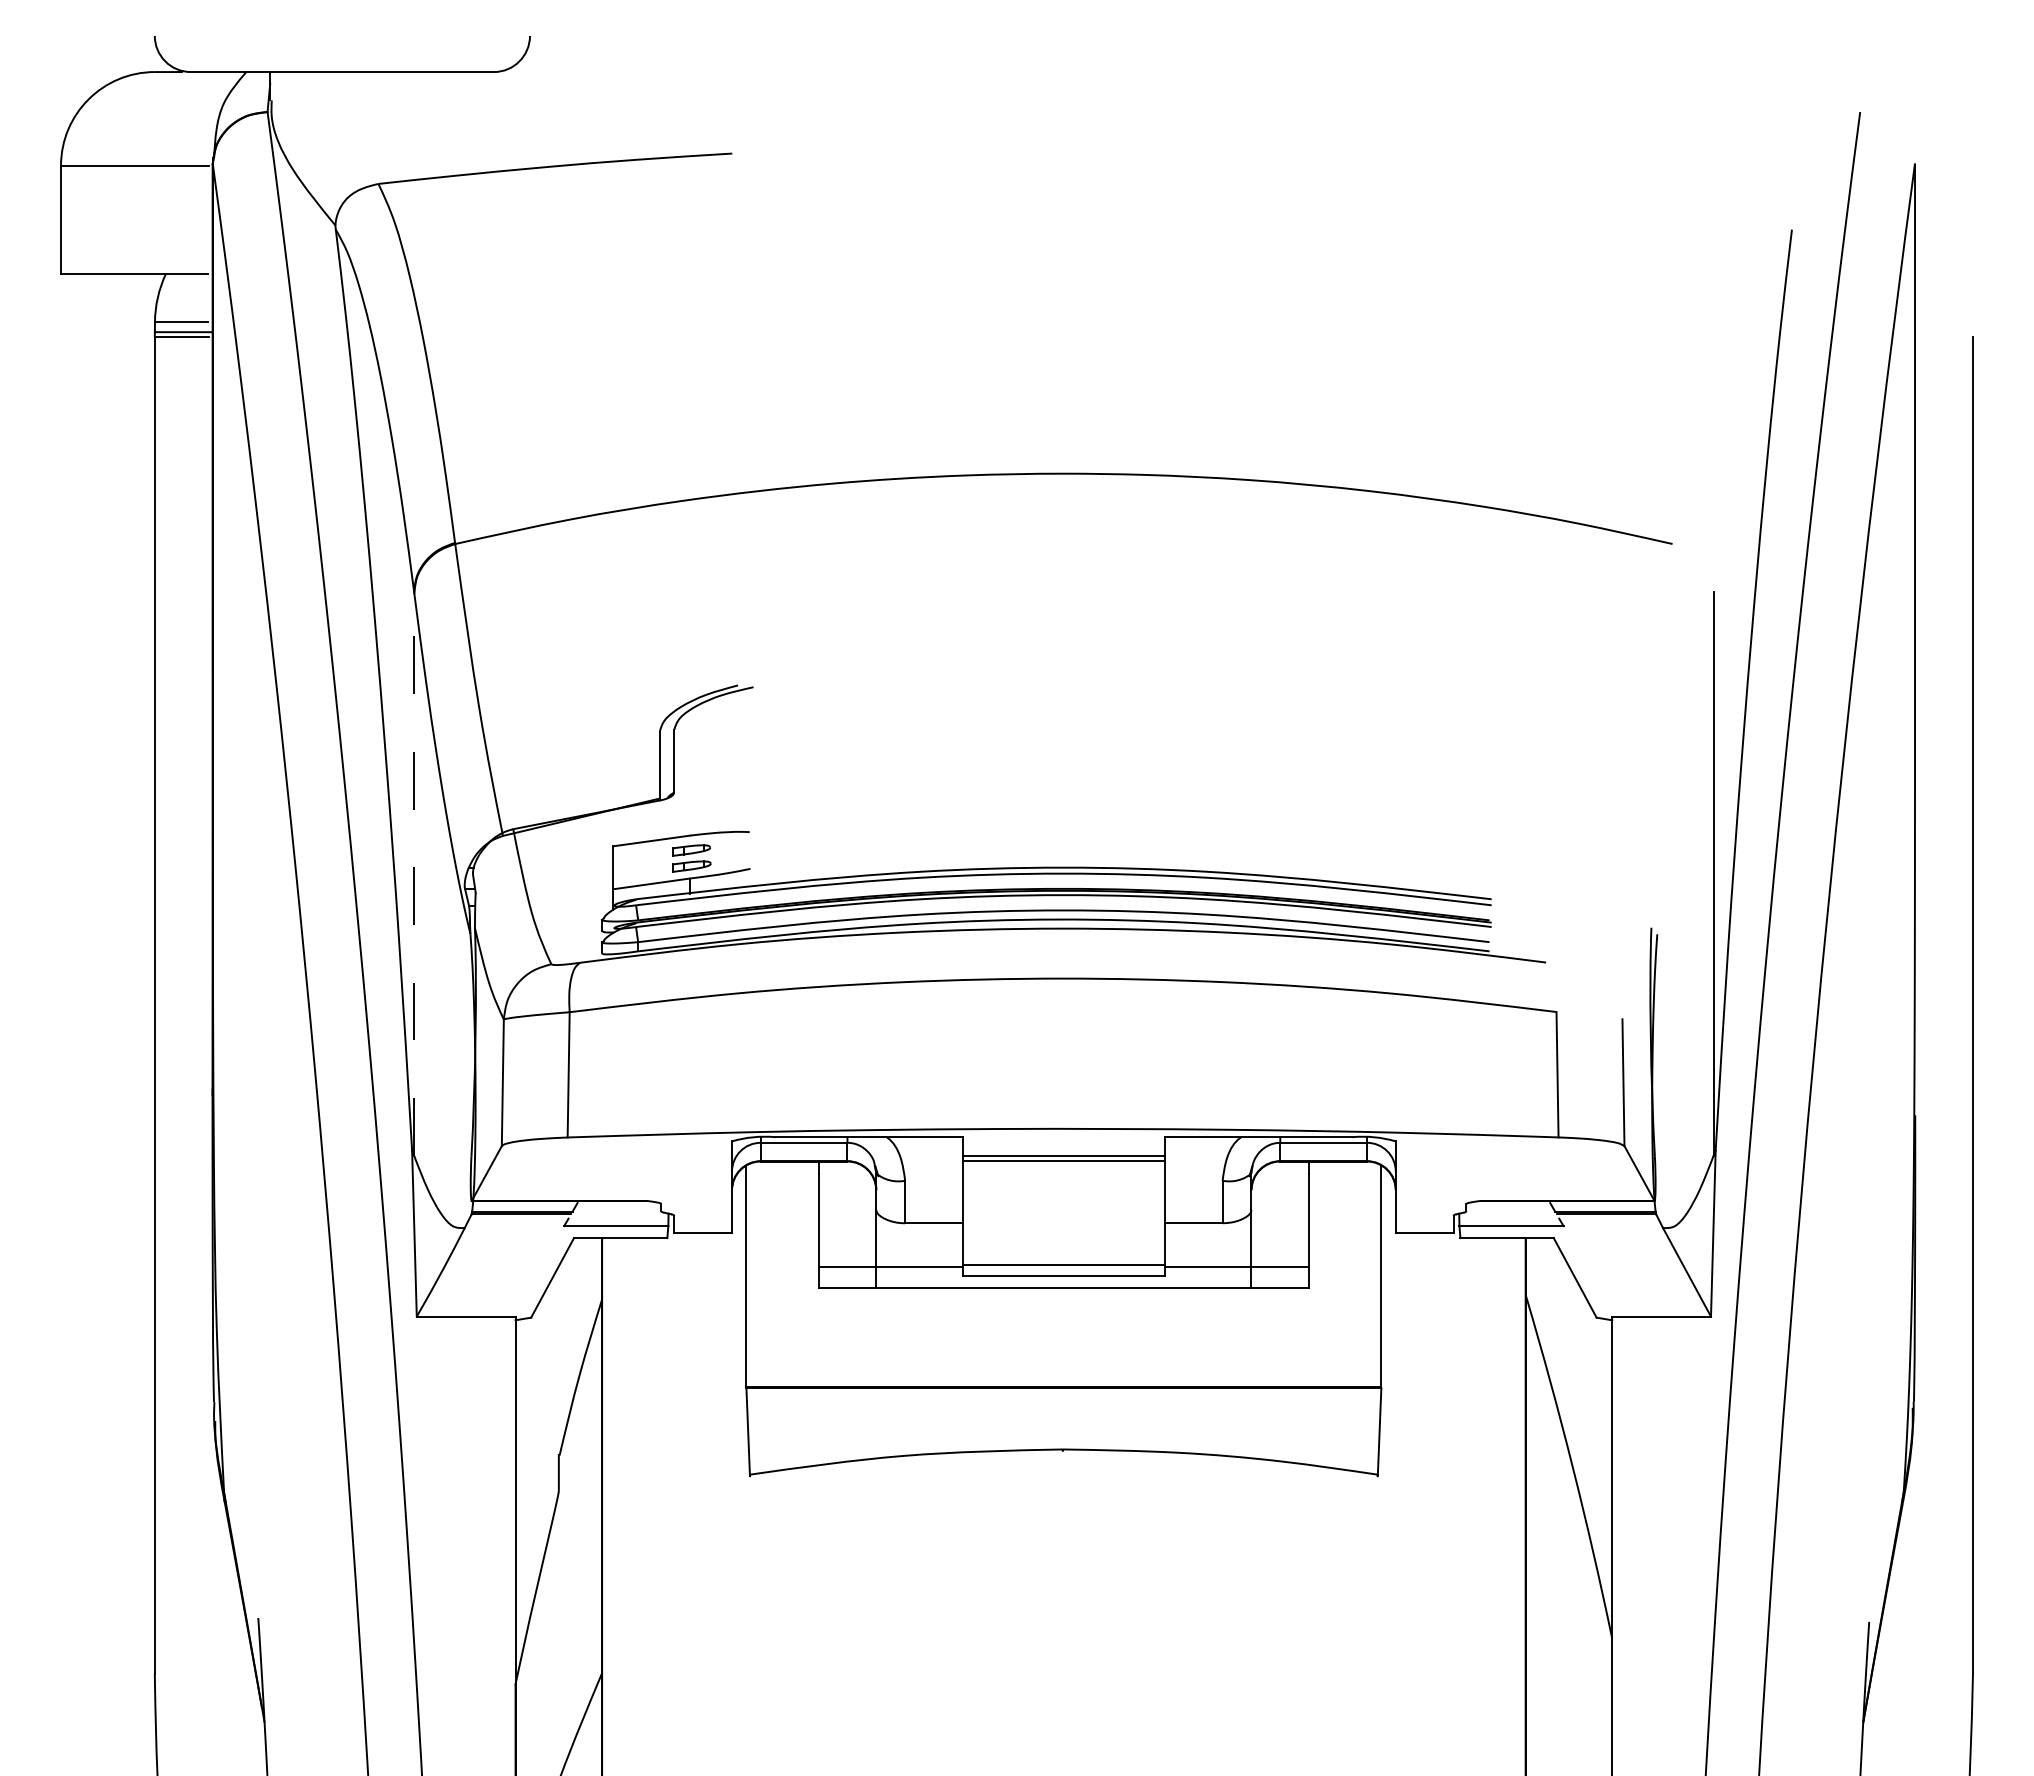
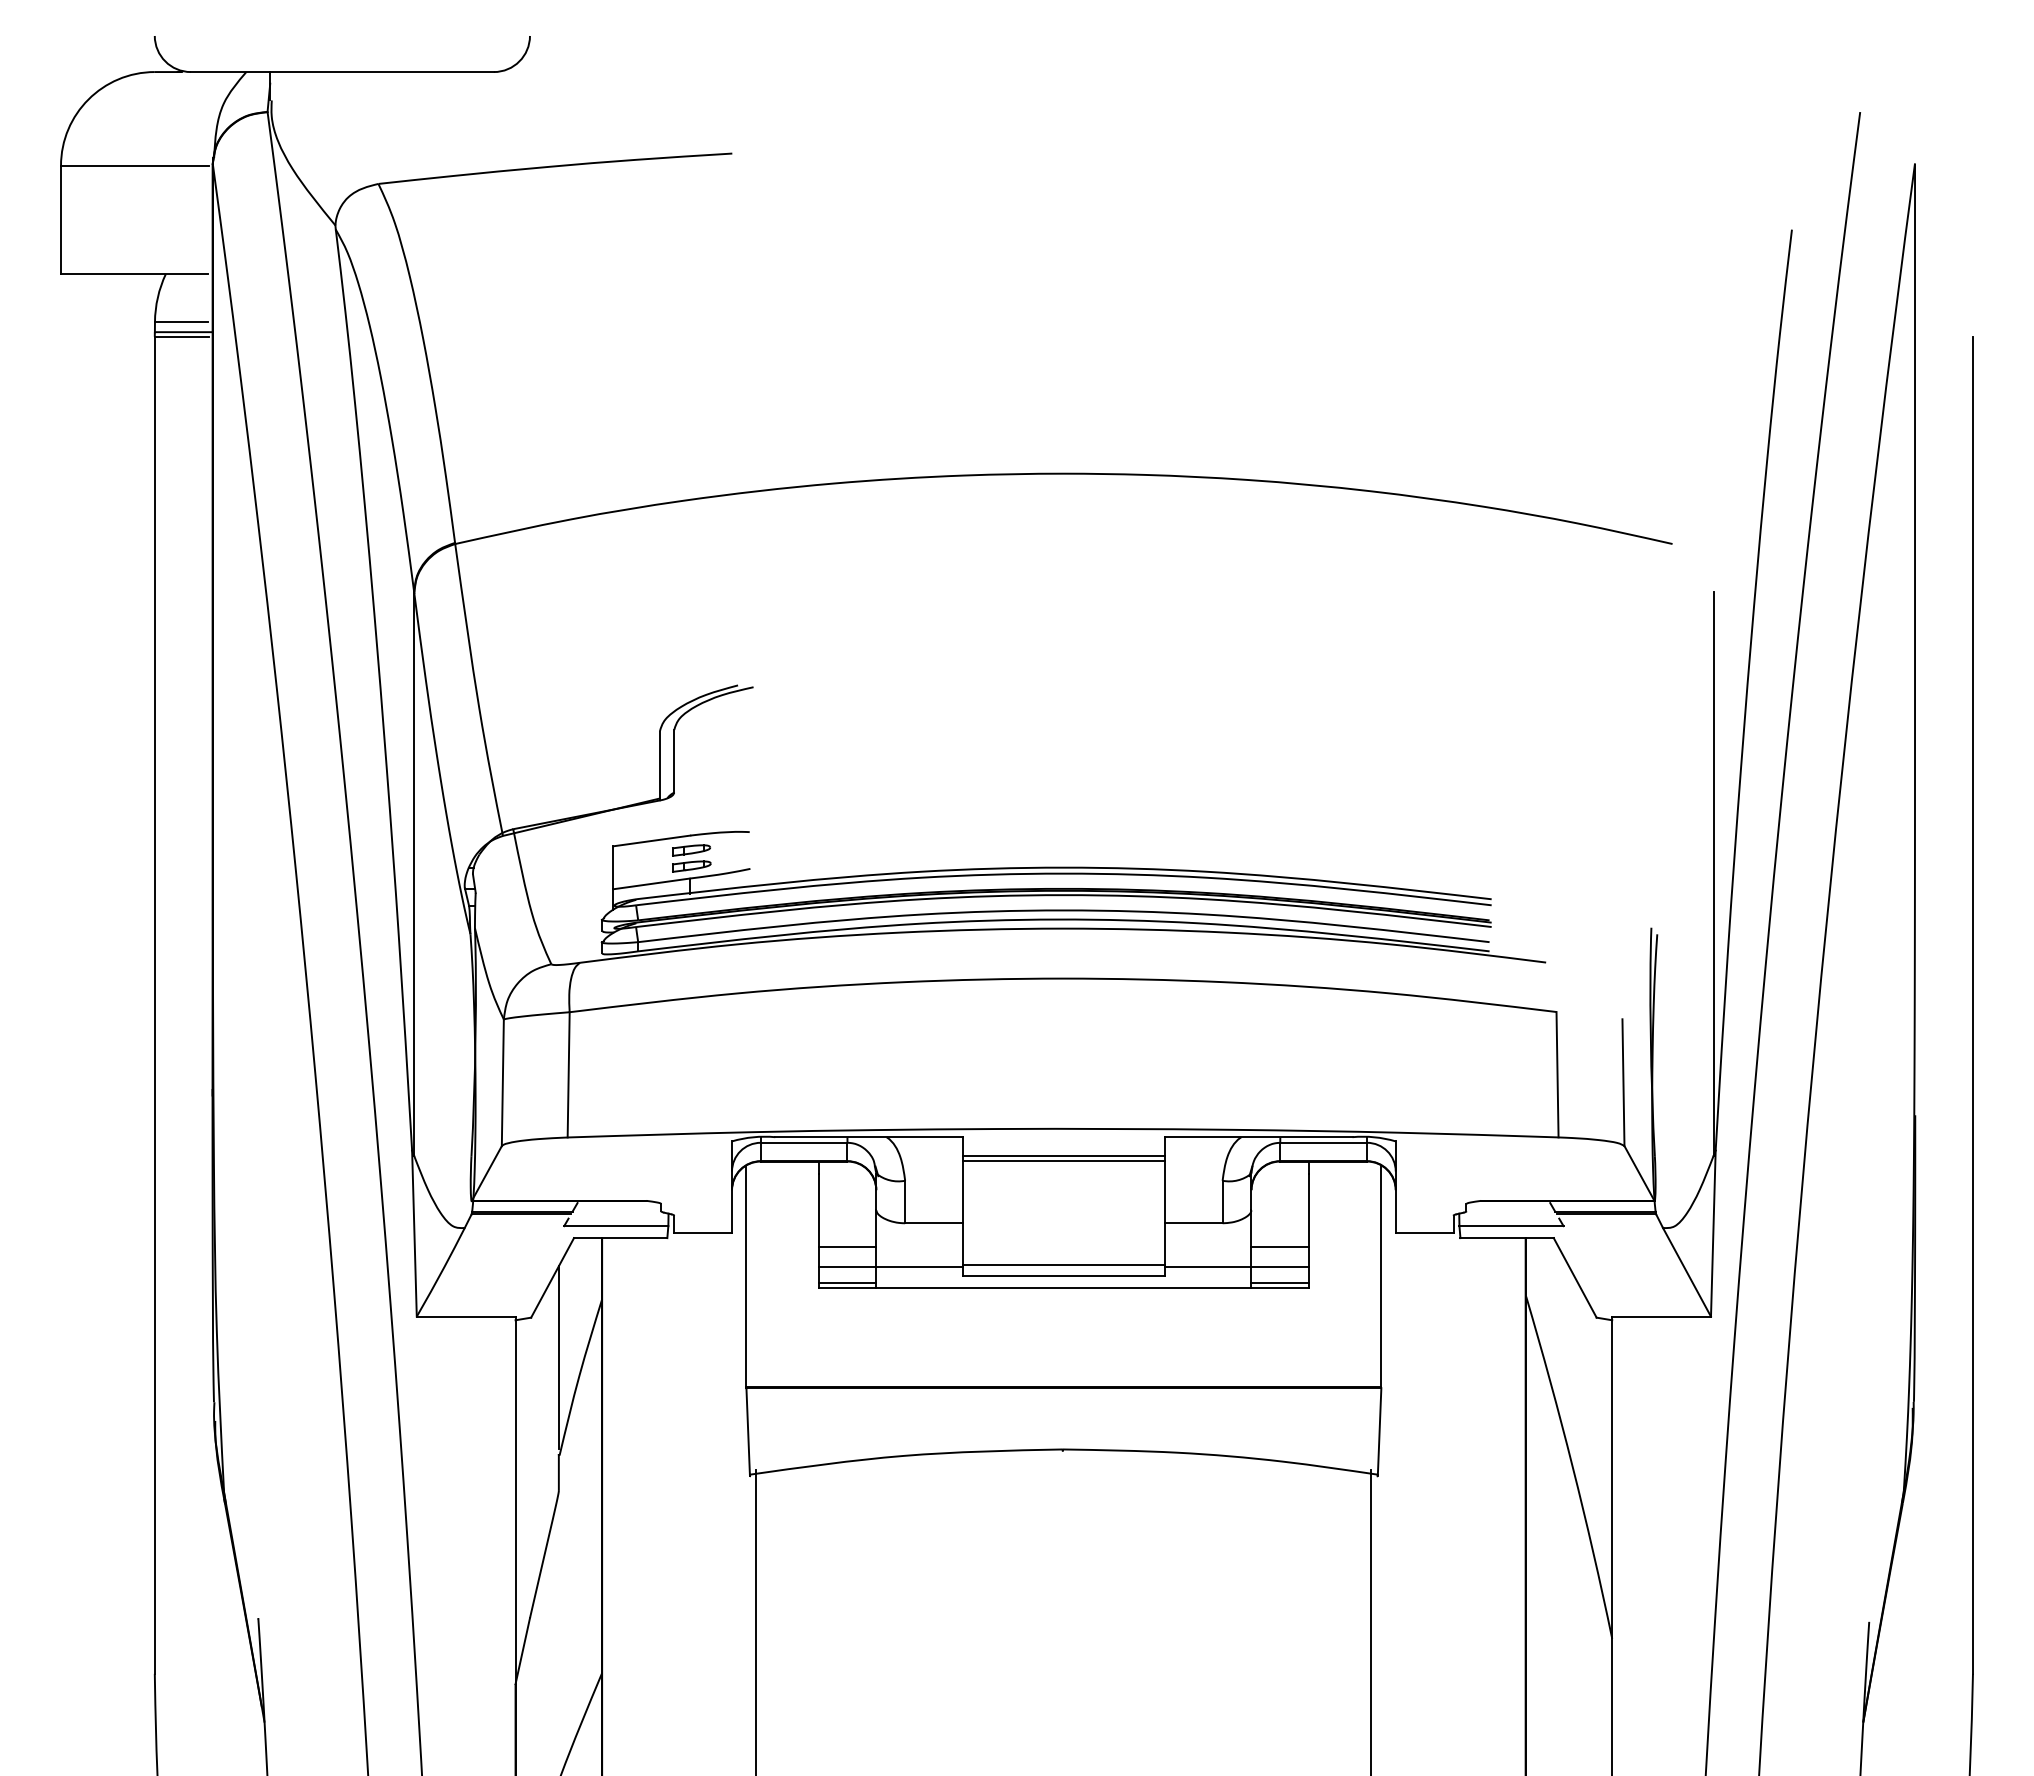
line: dashed -> solid (414, 873)
line: none -> present (847, 1247)
line: none -> present (1280, 1247)
line: none -> present (847, 1283)
line: none -> present (1280, 1283)
line: none -> present (558, 1357)
line: none -> present (756, 1621)
line: none -> present (1371, 1621)
